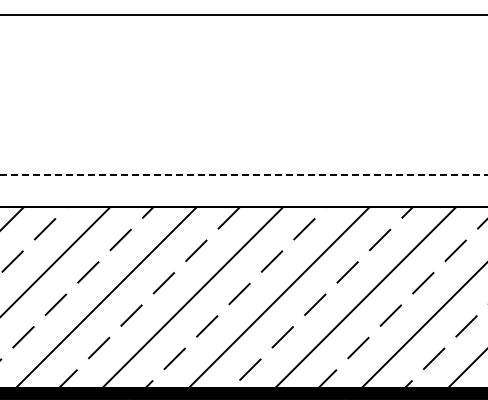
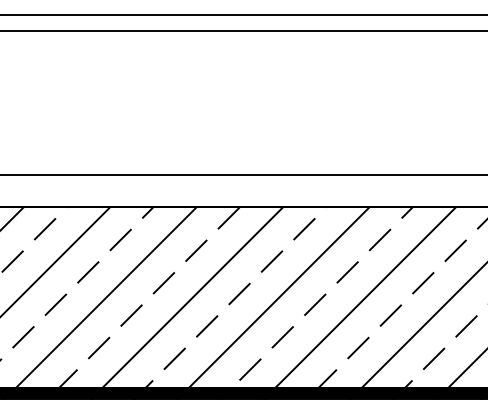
line: none -> present (243, 30)
line: dashed -> solid (244, 175)
